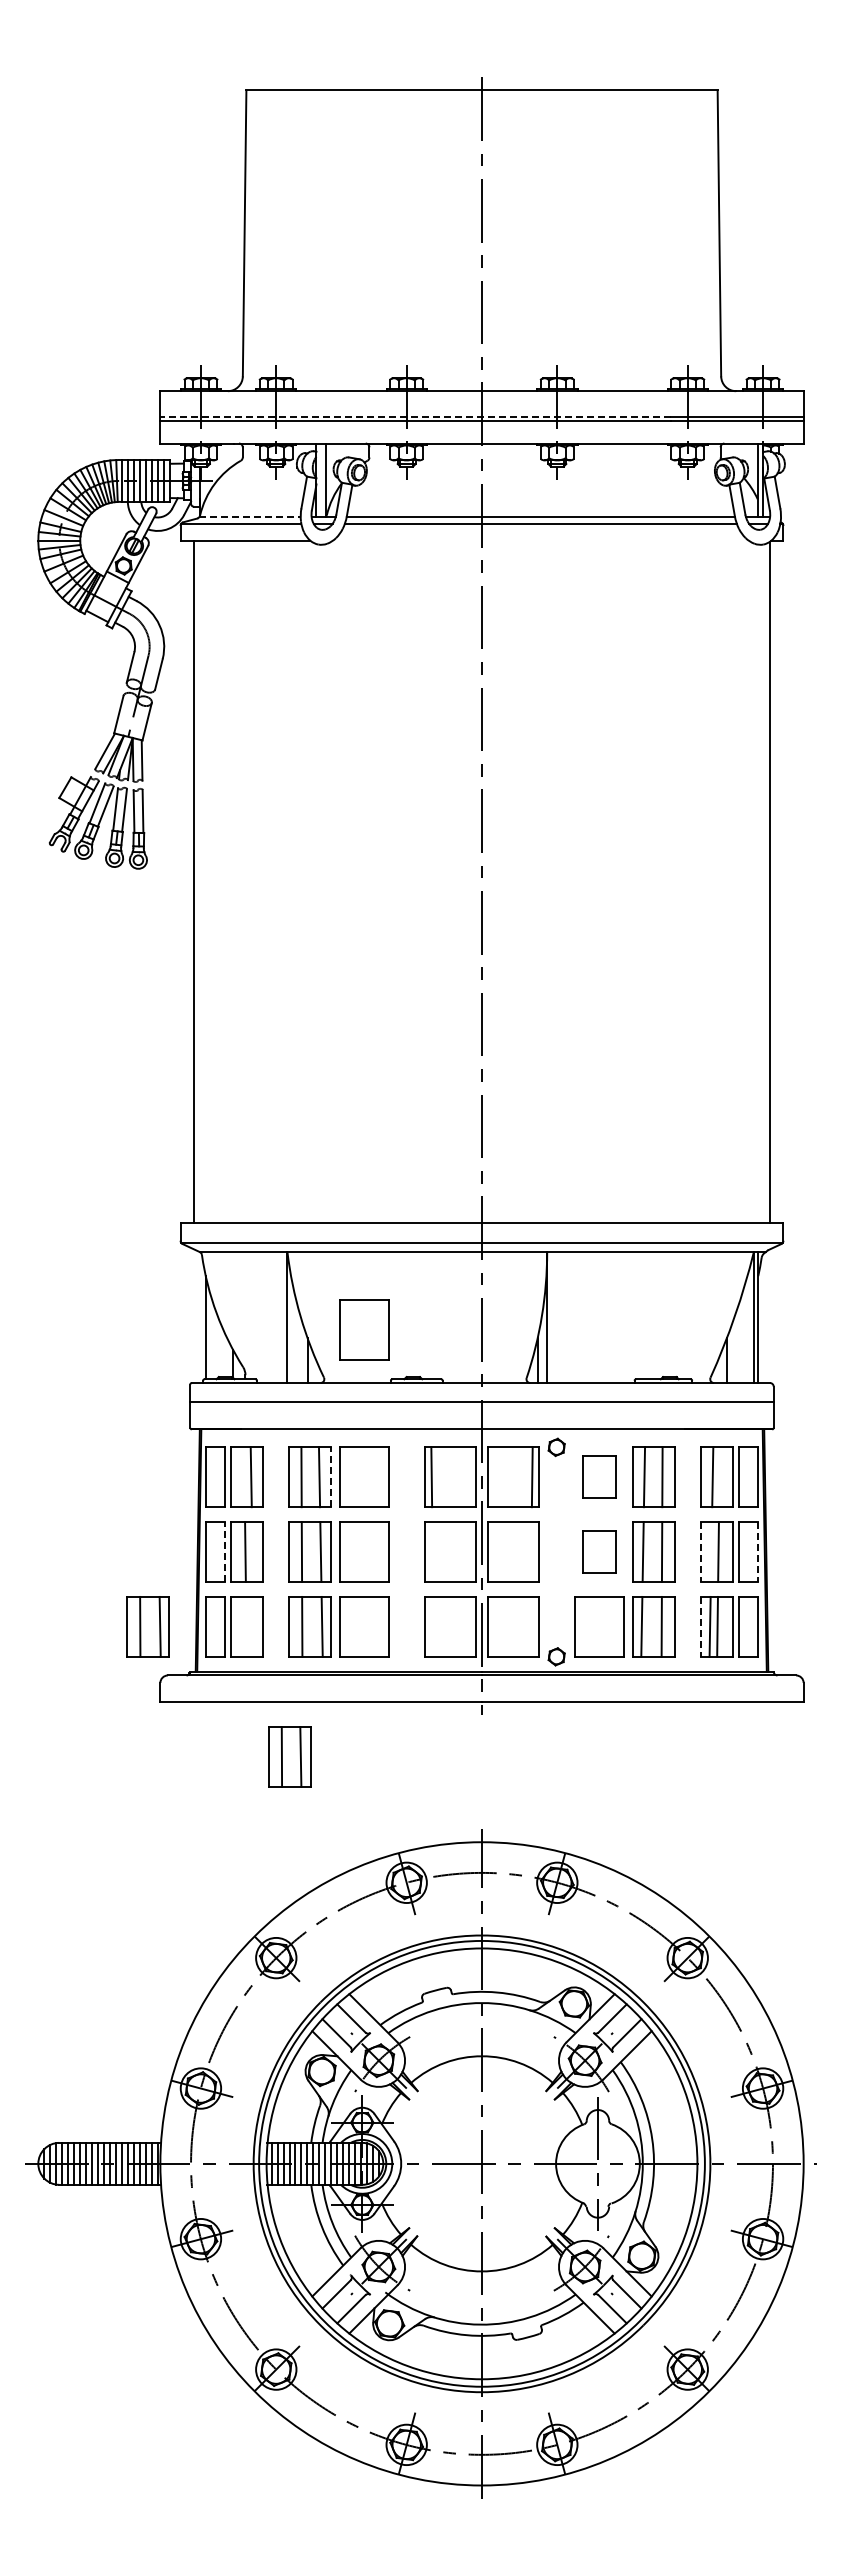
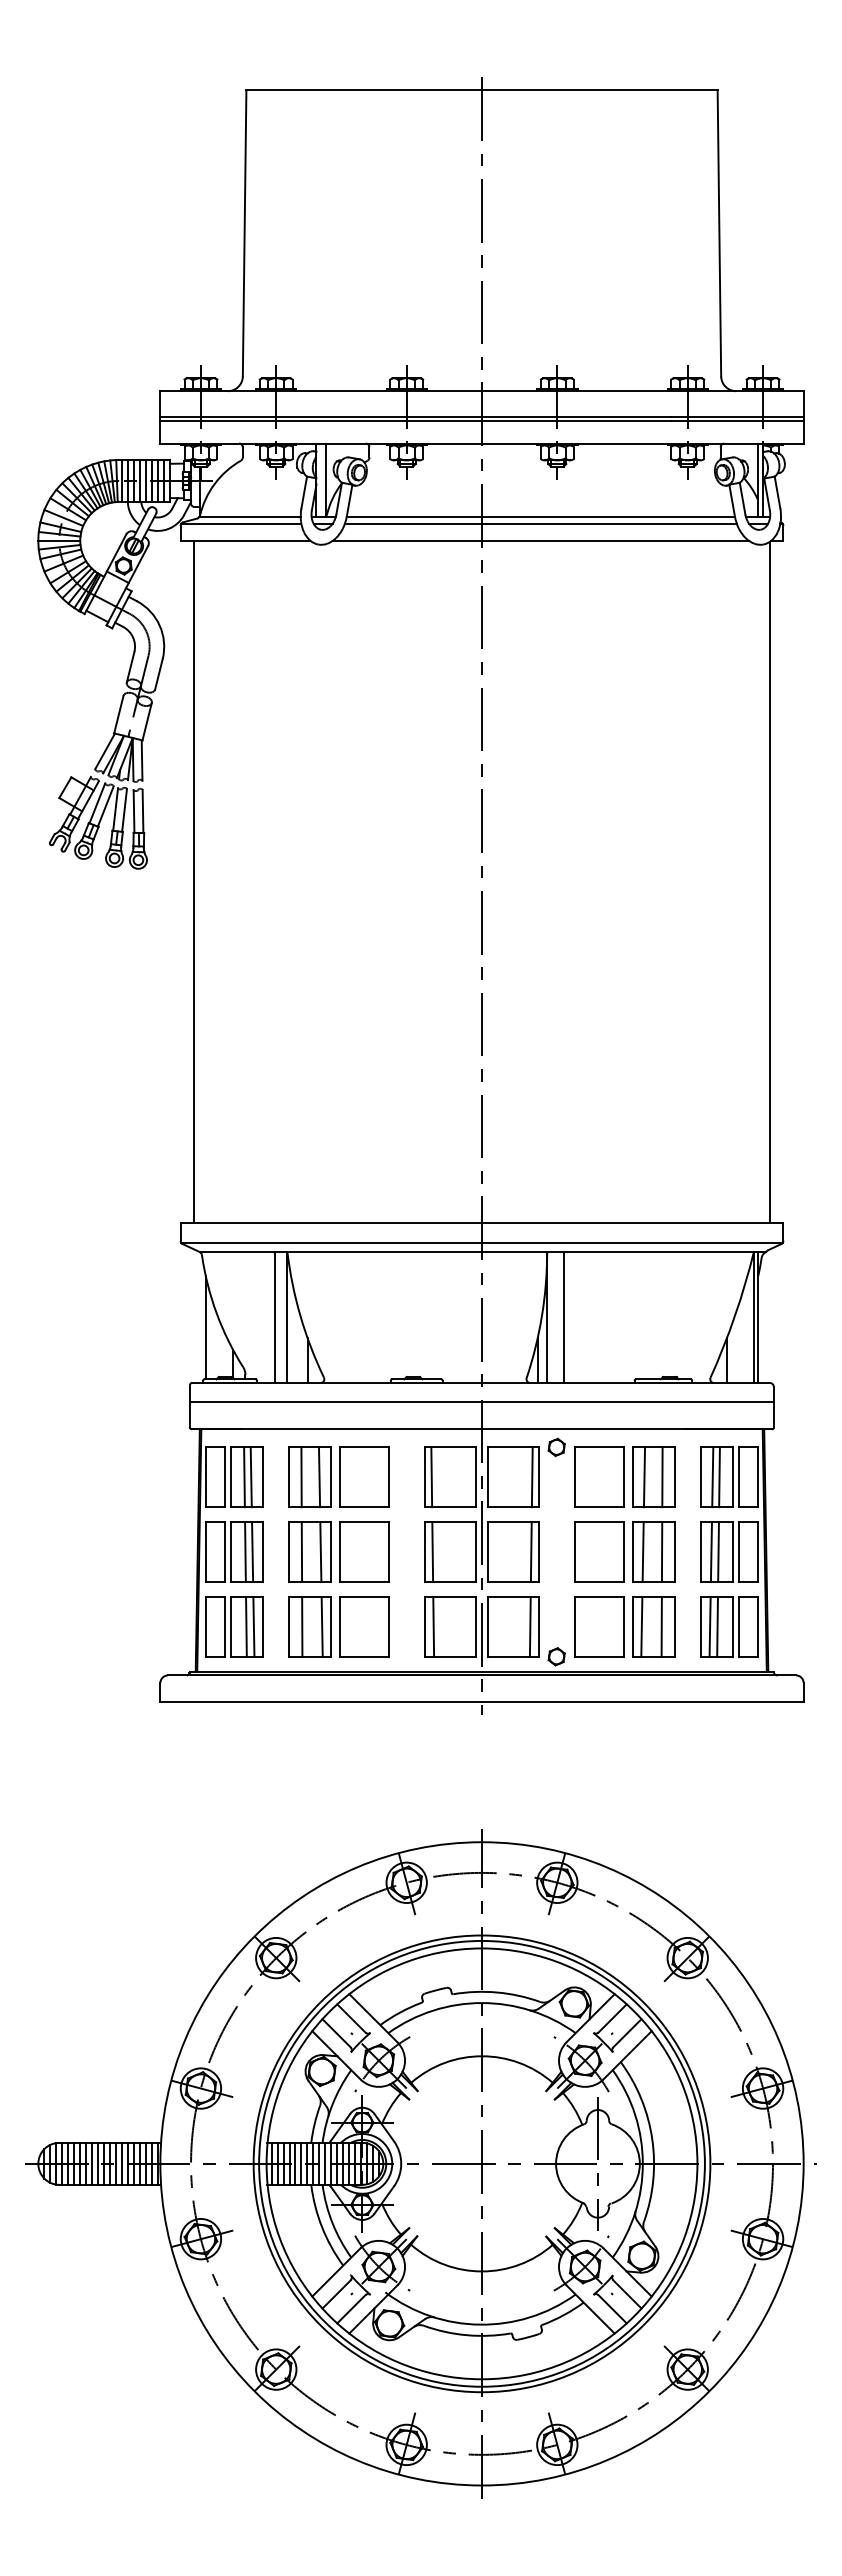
line: dashed -> solid (415, 416)
line: dashed -> solid (249, 517)
line: none -> present (540, 540)
line: none -> present (275, 1317)
line: none -> present (563, 1317)
part: present -> none (364, 1329)
part size: 35x44 px -> 51x62 px (599, 1476)
line: none -> present (244, 1477)
line: dashed -> solid (330, 1477)
line: none -> present (719, 1477)
line: none -> present (252, 1551)
line: none -> present (432, 1551)
line: none -> present (530, 1551)
part size: 35x44 px -> 51x62 px (599, 1551)
line: none -> present (710, 1551)
line: dashed -> solid (225, 1552)
line: dashed -> solid (701, 1552)
line: dashed -> solid (758, 1552)
part: present -> none (147, 1626)
line: none -> present (246, 1626)
line: none -> present (253, 1626)
line: none -> present (433, 1626)
line: none -> present (529, 1626)
line: dashed -> solid (701, 1626)
part: present -> none (289, 1756)
